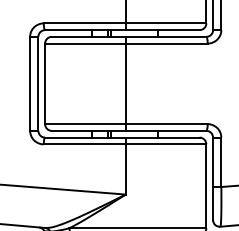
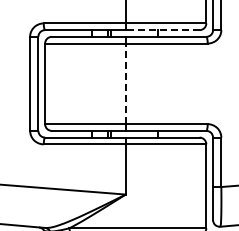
line: solid -> dashed (162, 30)
line: solid -> dashed (125, 83)
